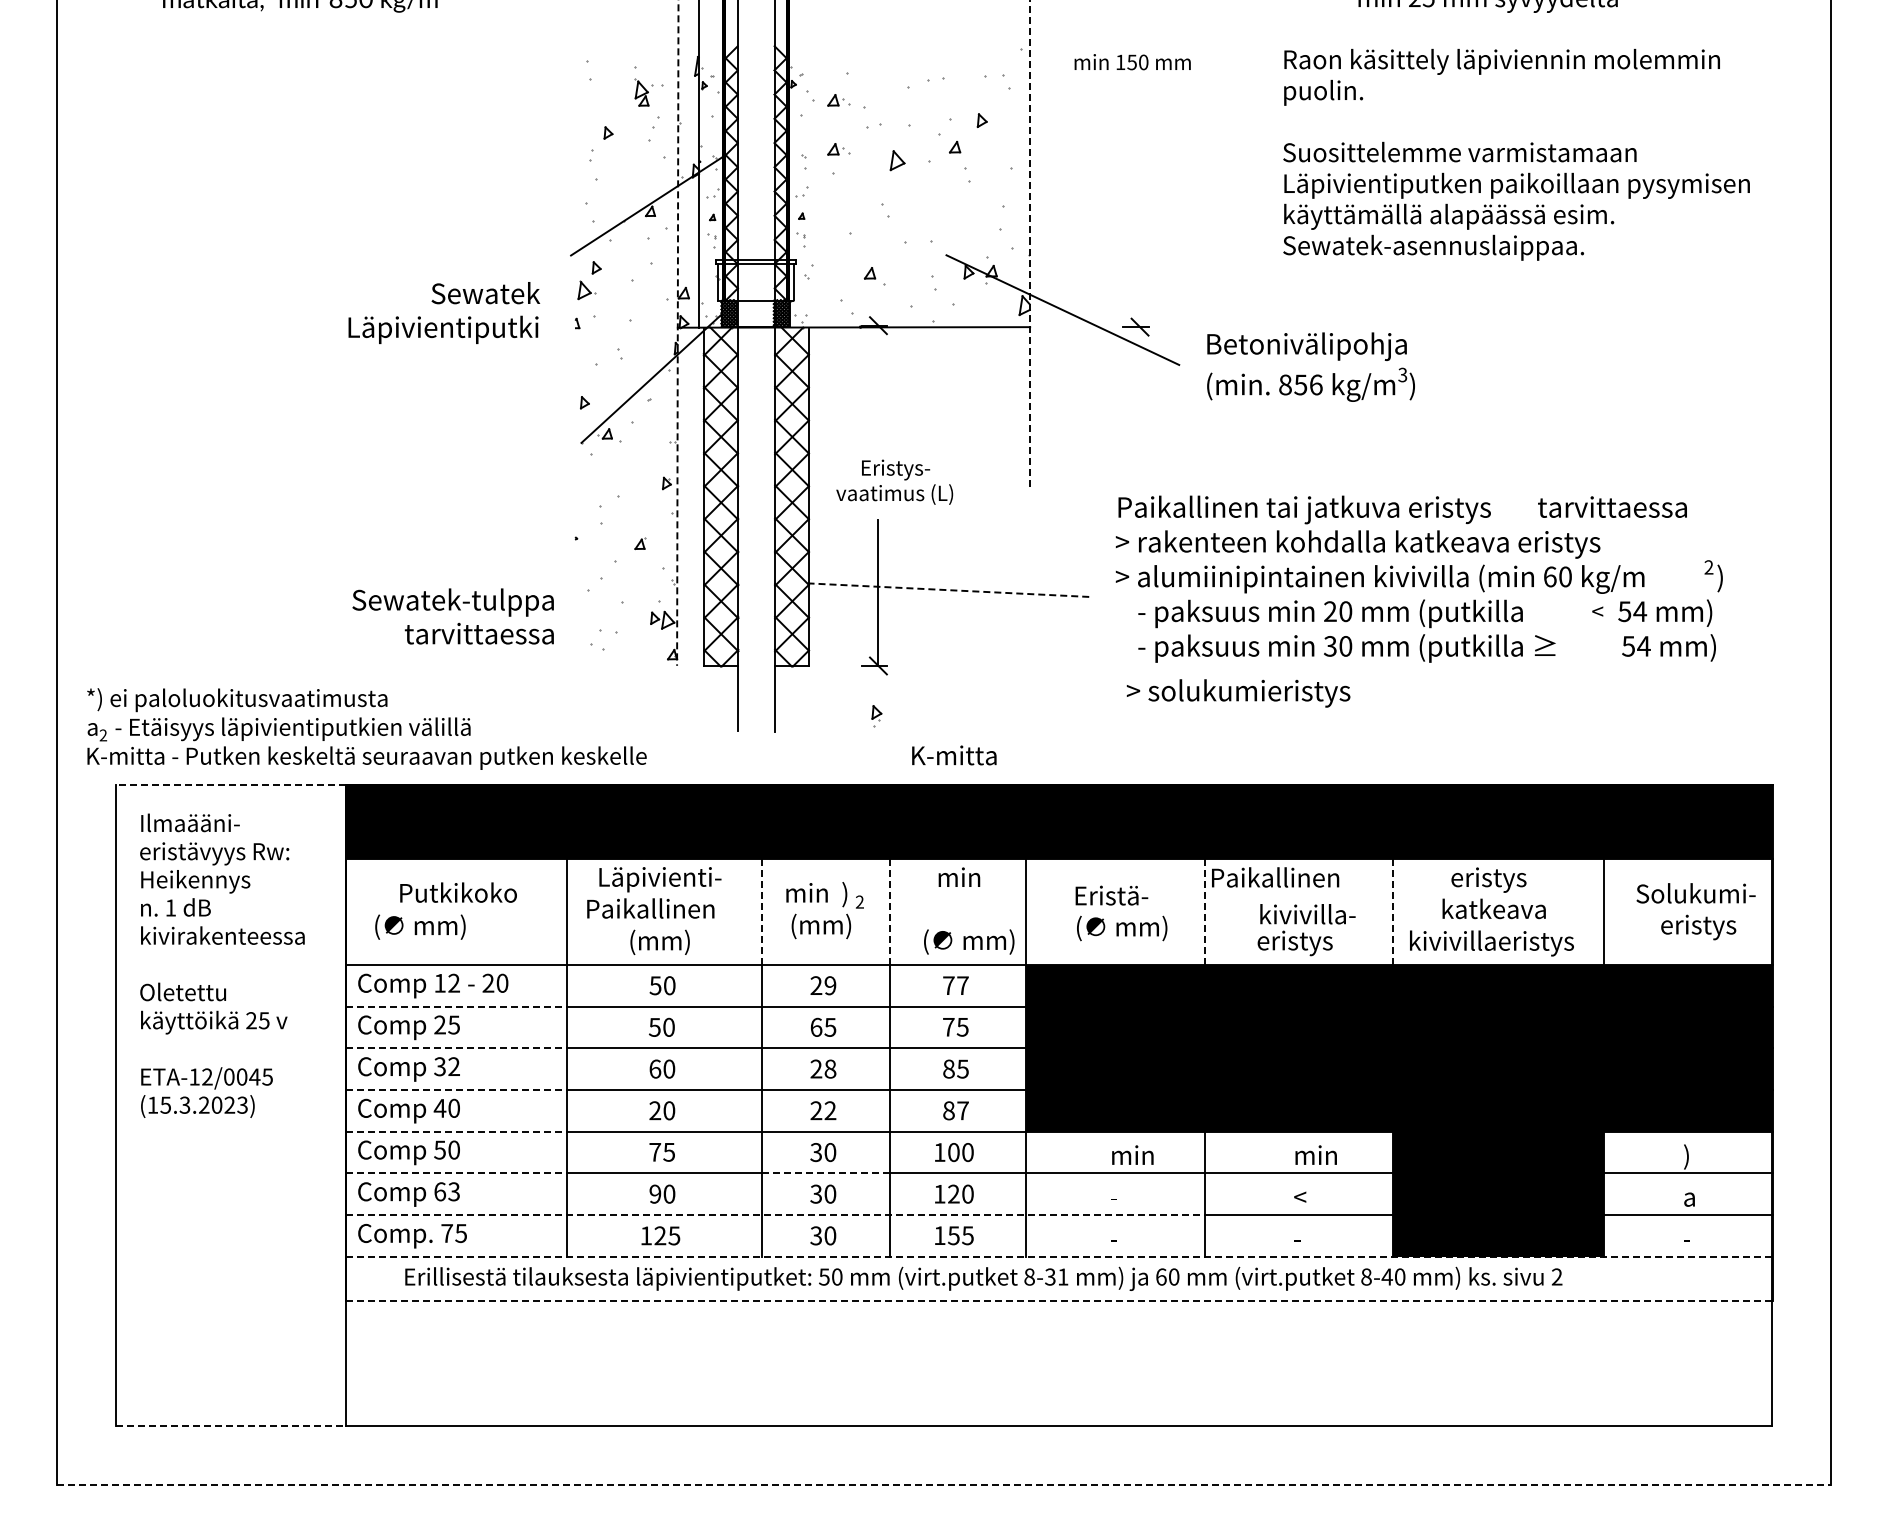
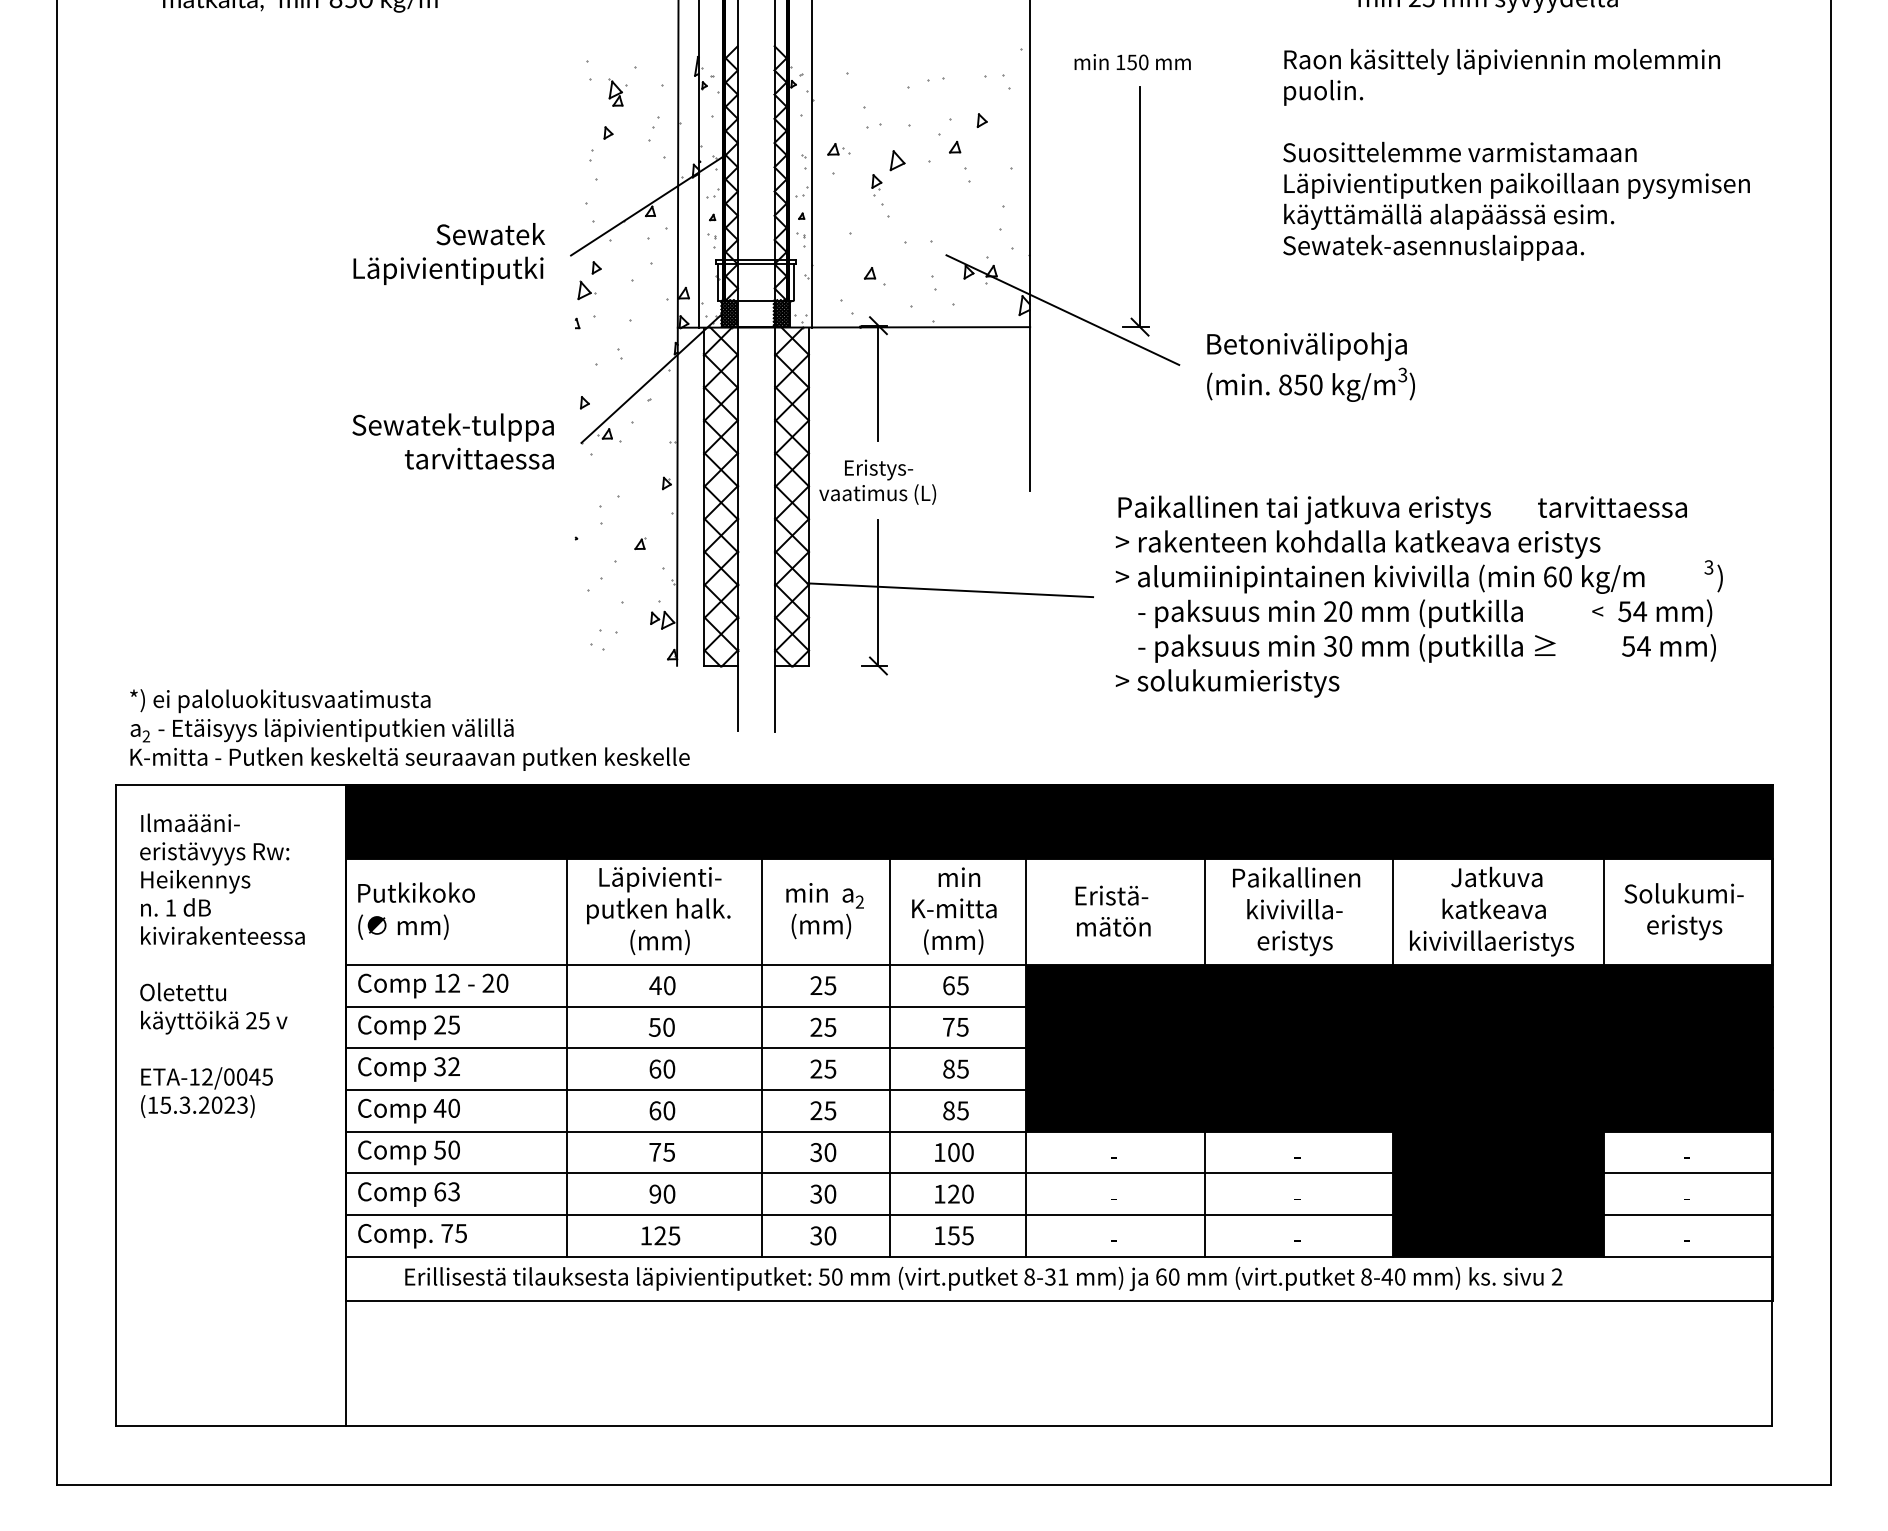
part position: (643, 92) -> (617, 92) (617, 92)
part: present -> none (838, 100)
line: none -> present (812, 164)
line: none -> present (1140, 207)
line: dashed -> solid (1030, 246)
text position: (444, 312) -> (449, 253) (449, 253)
line: dashed -> solid (677, 332)
line: none -> present (878, 383)
text: 856 -> 850 (1316, 384)
text position: (894, 481) -> (877, 481) (877, 481)
text: 2 -> 3 (1708, 567)
line: dashed -> solid (950, 590)
text position: (452, 616) -> (452, 441) (452, 441)
text position: (1238, 693) -> (1227, 683) (1227, 683)
part position: (876, 716) -> (876, 185) (876, 185)
text position: (366, 728) -> (409, 729) (409, 729)
text position: (954, 755) -> (954, 908) (954, 908)
line: dashed -> solid (230, 785)
text position: (1275, 877) -> (1296, 877) (1296, 877)
text: eristys -> Jatkuva (1496, 879)
text position: (458, 892) -> (416, 892) (416, 892)
text position: (1695, 893) -> (1683, 893) (1683, 893)
text: ) -> a (847, 894)
text: Paikallinen -> putken halk. (658, 911)
line: dashed -> solid (761, 912)
line: dashed -> solid (889, 912)
line: dashed -> solid (1204, 912)
line: dashed -> solid (1393, 912)
text position: (1307, 914) -> (1294, 909) (1294, 909)
text position: (420, 926) -> (403, 926) (403, 926)
text position: (1698, 927) -> (1684, 927) (1684, 927)
text: (∅ mm) -> mätön (1122, 928)
text: (∅ mm) -> (mm) (973, 941)
text: 50 -> 40 (655, 985)
text: 29 -> 25 (830, 985)
text: 77 -> 65 (955, 985)
line: dashed -> solid (456, 1006)
text: 65 -> 25 (816, 1026)
line: dashed -> solid (456, 1048)
text: 28 -> 25 (830, 1068)
line: dashed -> solid (456, 1089)
text: 20 -> 60 (655, 1110)
text: 22 -> 25 (830, 1110)
text: 87 -> 85 (962, 1110)
line: dashed -> solid (456, 1131)
text: min -> - (1132, 1154)
text: min -> - (1315, 1154)
text: ) -> - (1686, 1156)
line: dashed -> solid (456, 1173)
line: dashed -> solid (826, 1173)
text: < -> - (1300, 1196)
text: a -> - (1689, 1199)
line: dashed -> solid (776, 1215)
line: dashed -> solid (1059, 1256)
line: dashed -> solid (1059, 1301)
line: dashed -> solid (231, 1425)
line: dashed -> solid (944, 1484)
